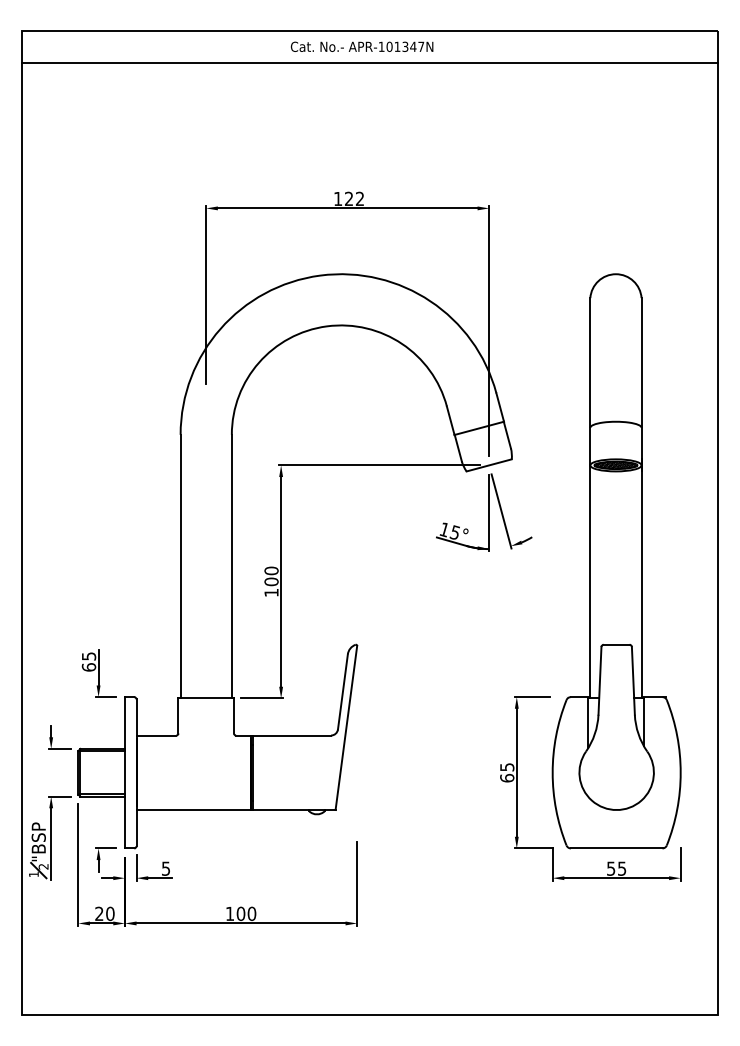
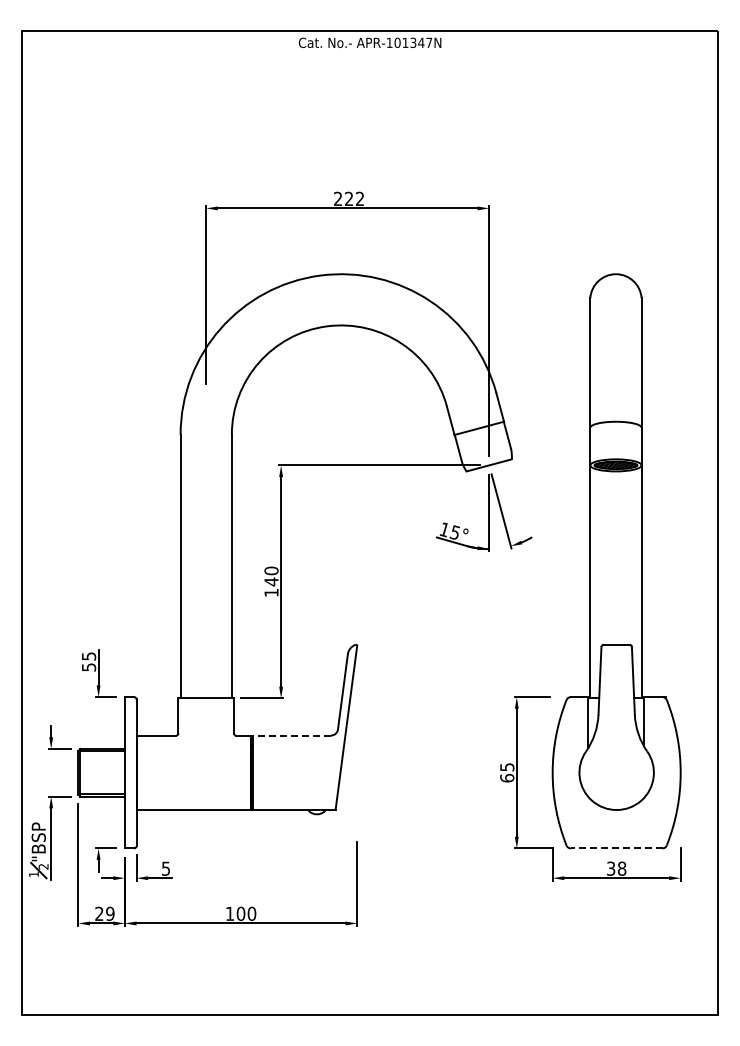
text position: (361, 46) -> (369, 42) (369, 42)
line: present -> none (369, 63)
text: 122 -> 222 (337, 198)
text: 100 -> 140 (271, 581)
text: 65 -> 55 (88, 667)
line: solid -> dashed (291, 735)
line: solid -> dashed (616, 848)
text: 55 -> 38 (616, 868)
text: 20 -> 29 (110, 913)
